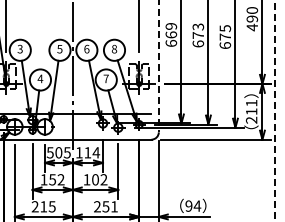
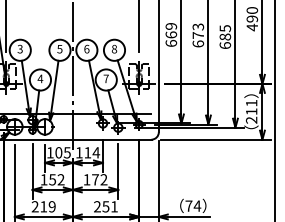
text: 675 -> 685 (225, 36)
line: dashed -> solid (158, 66)
line: dashed -> solid (274, 111)
text: 505 -> 105 (49, 152)
text: 102 -> 172 (95, 179)
text: 94 -> 74 (188, 205)
text: 215 -> 219 (51, 206)
